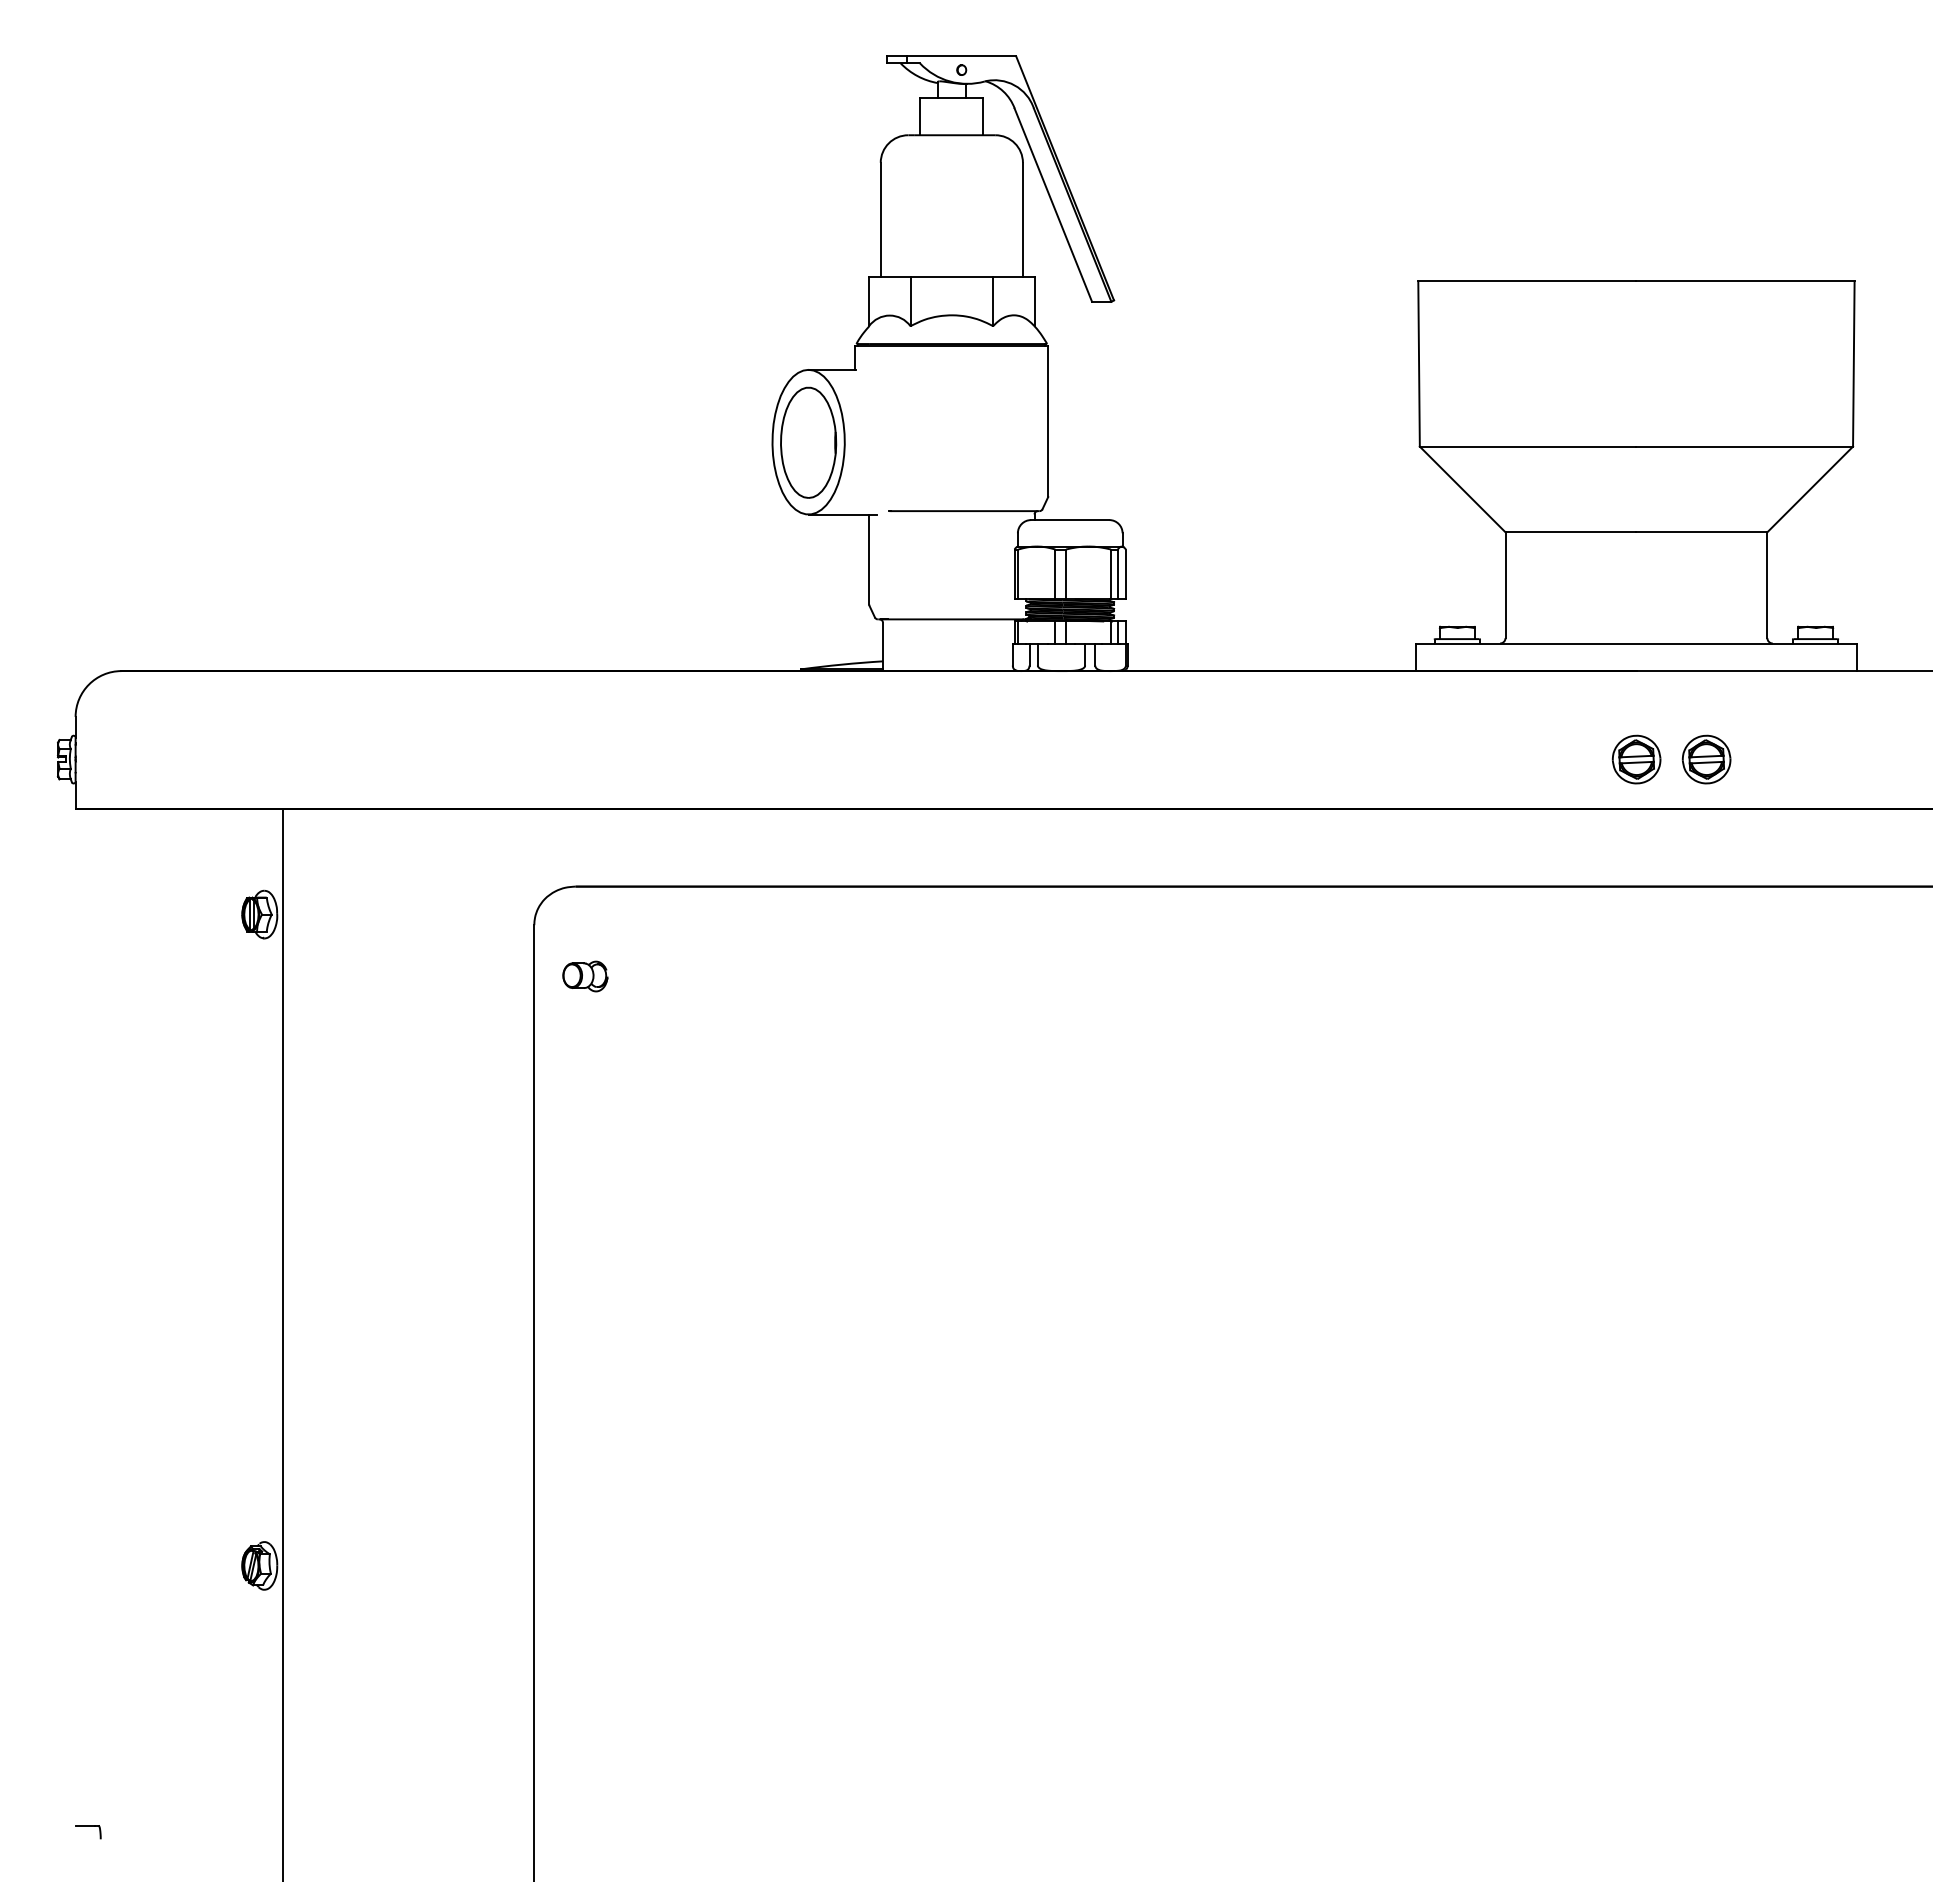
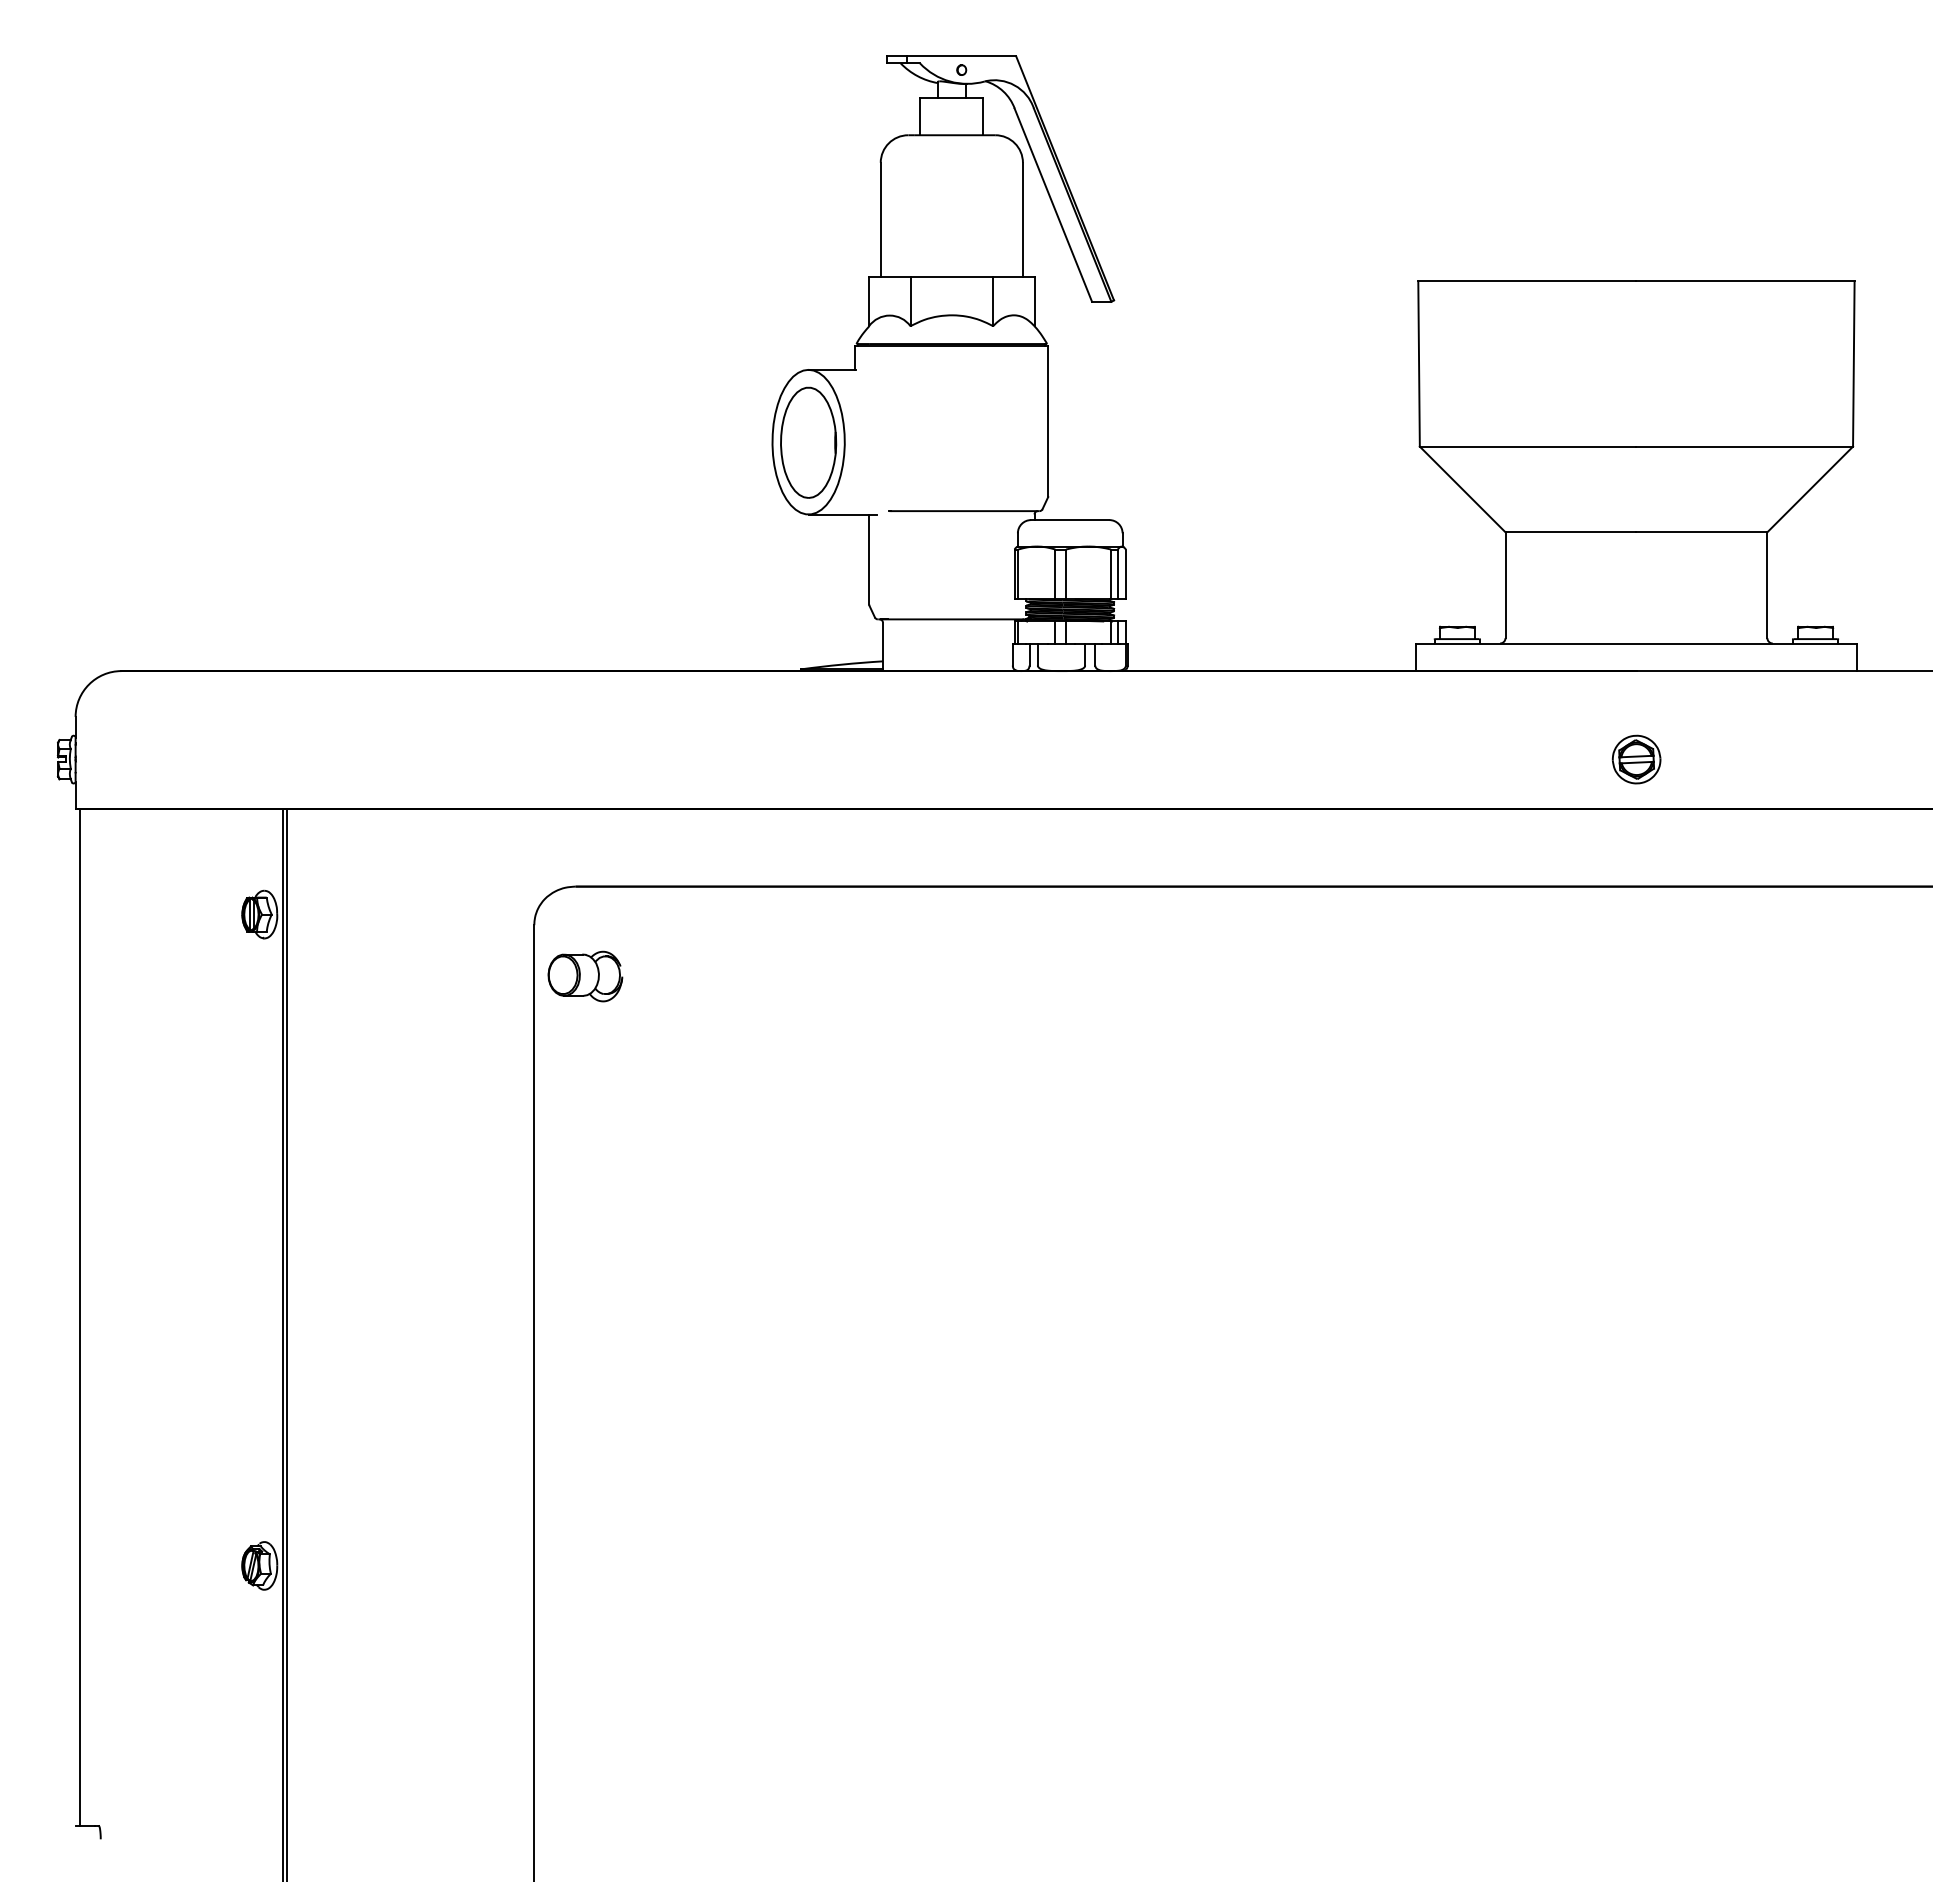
part: present -> none (1706, 759)
part size: 47x33 px -> 77x53 px (585, 976)
line: none -> present (79, 1316)
line: none -> present (286, 1343)
